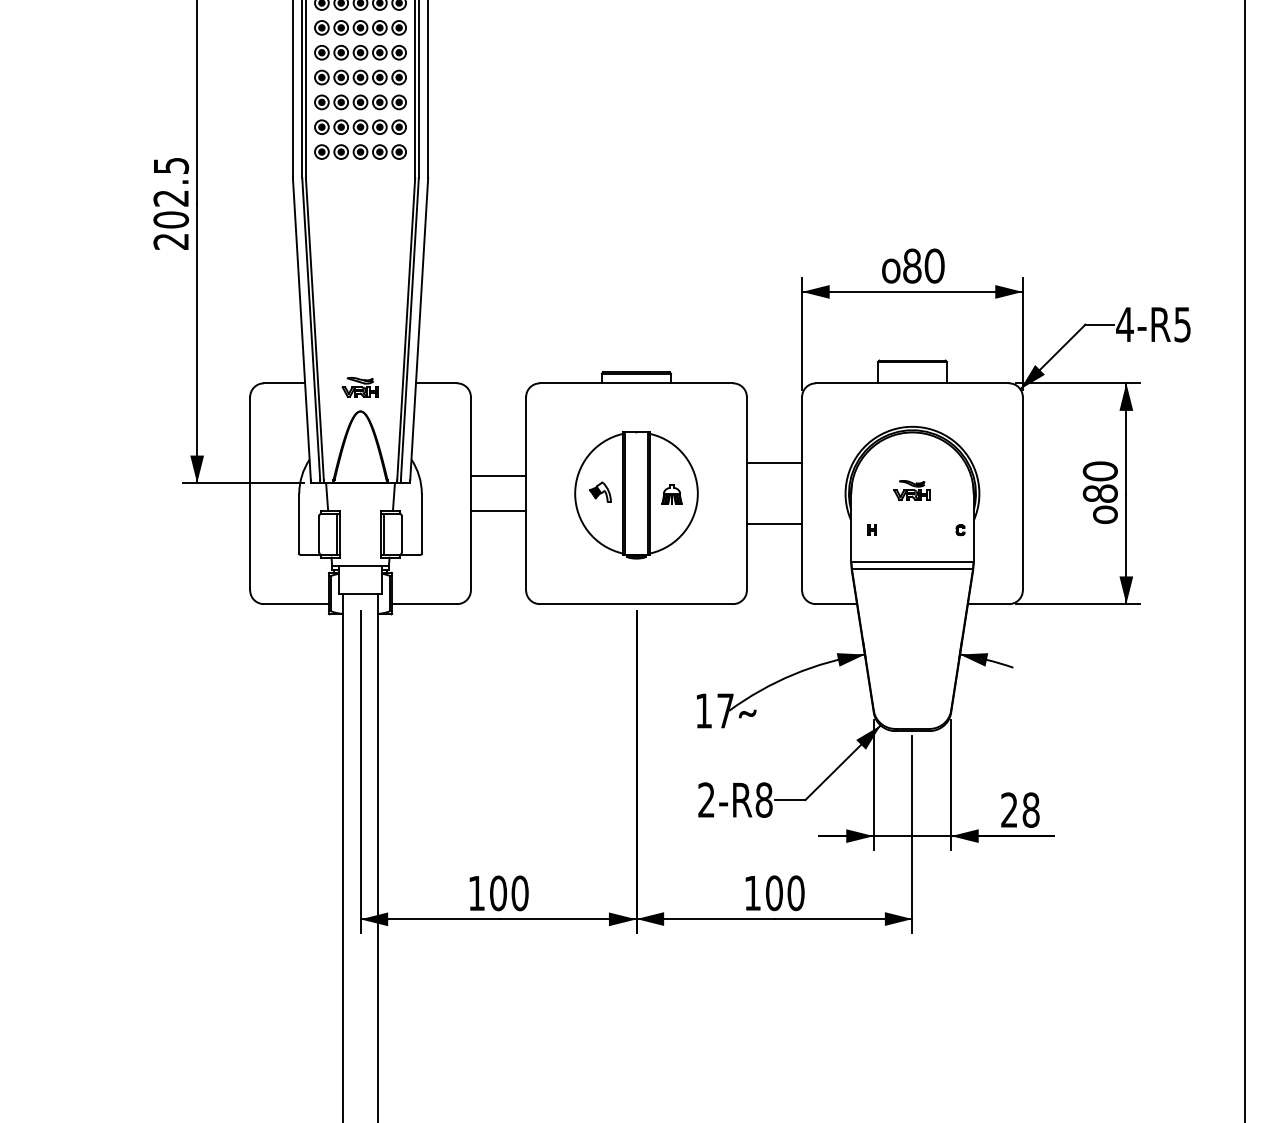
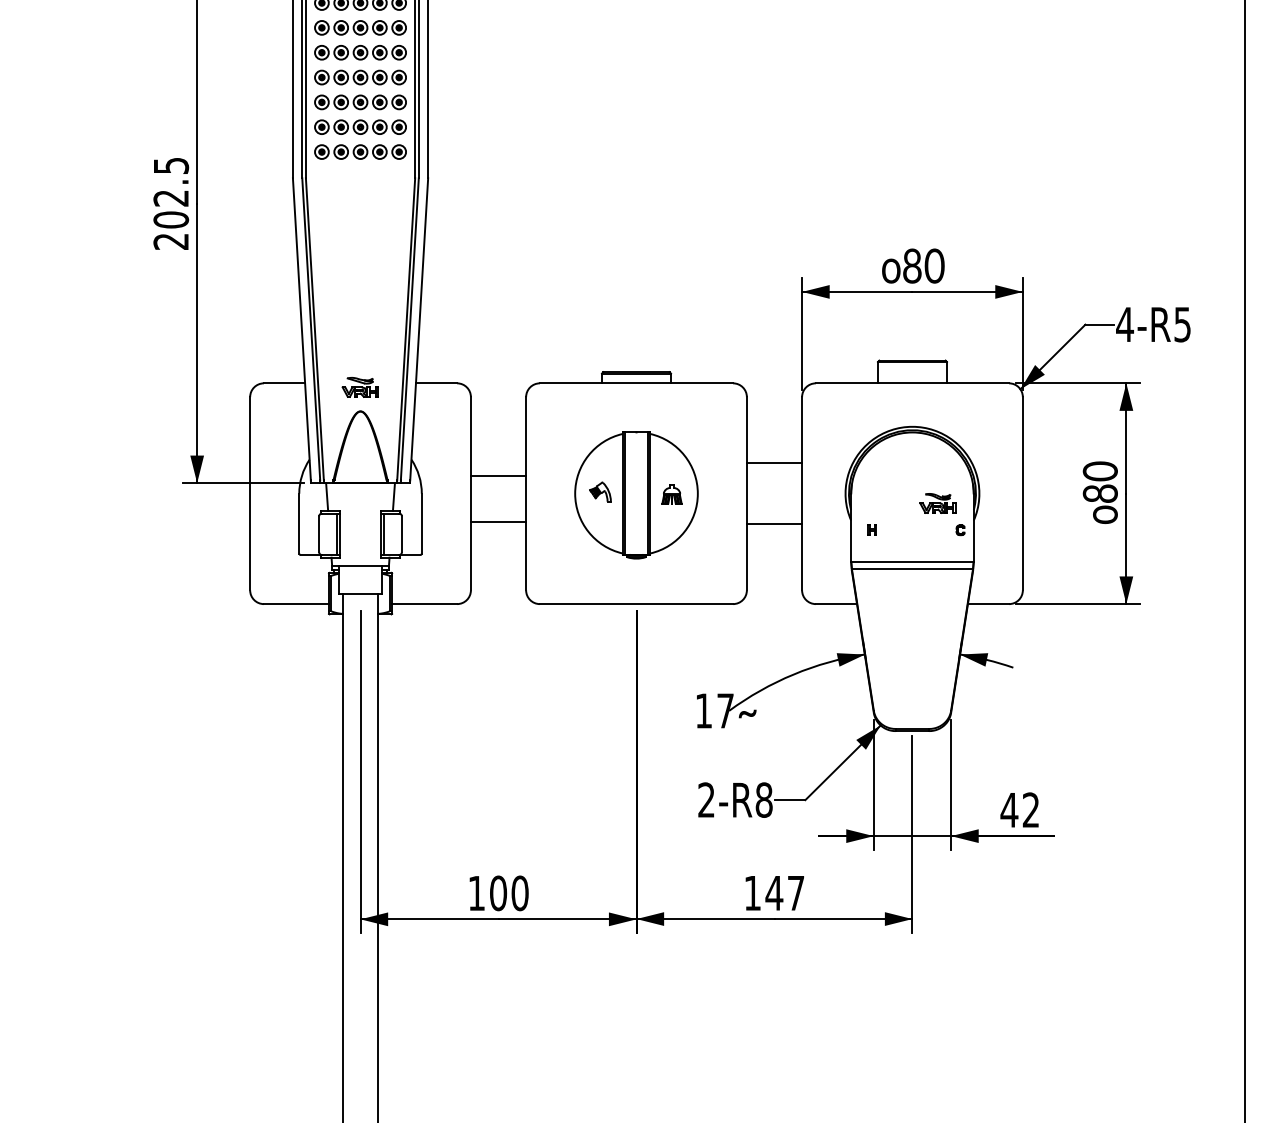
part position: (911, 490) -> (937, 503) (937, 503)
line position: (498, 511) -> (498, 522) (498, 522)
text: 28 -> 42 (1019, 809)
text: 100 -> 147 (784, 893)
